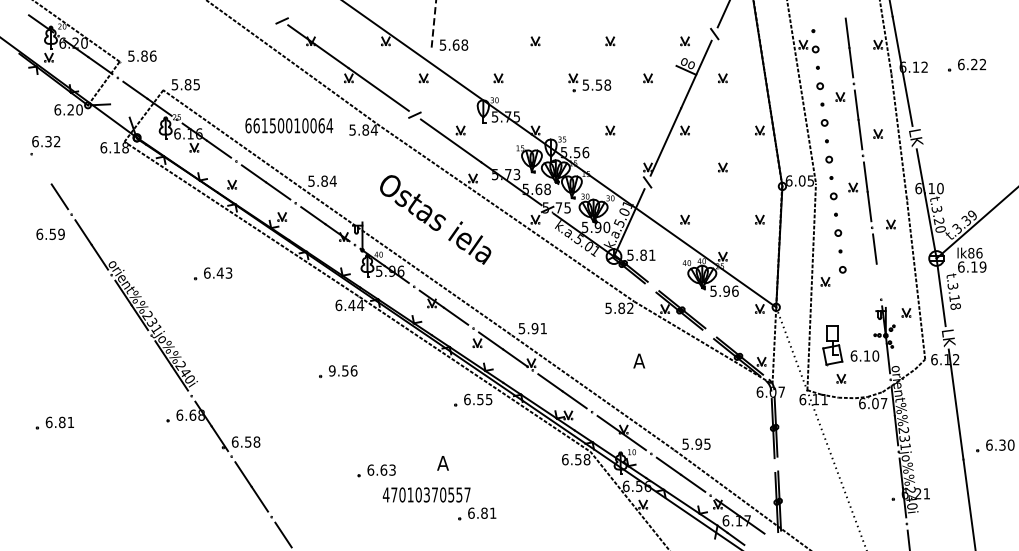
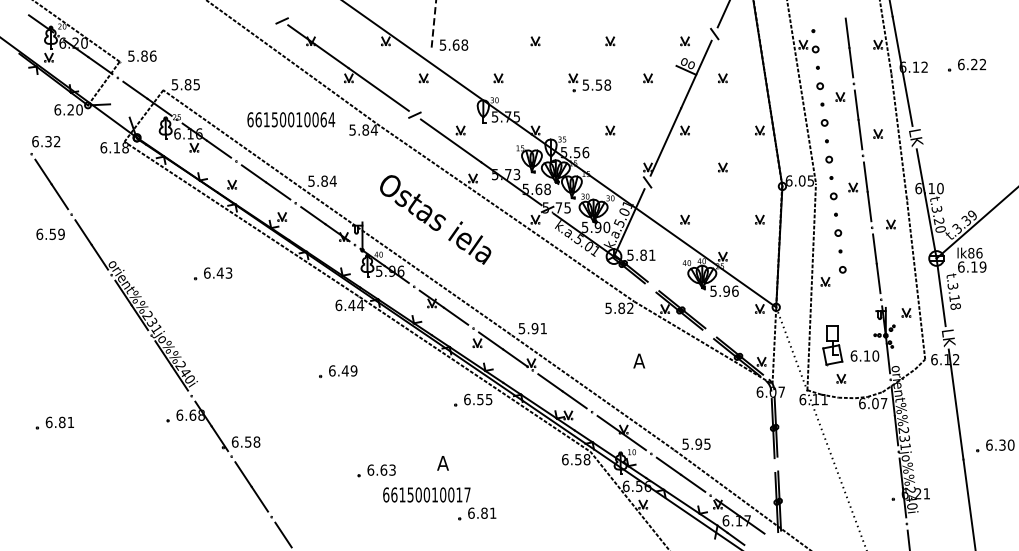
text position: (289, 125) -> (291, 119) (291, 119)
line: none -> present (43, 171)
line: none -> present (878, 278)
text: 9.56 -> 6.49 (342, 370)
text: 47010370557 -> 66150010017 (422, 494)
